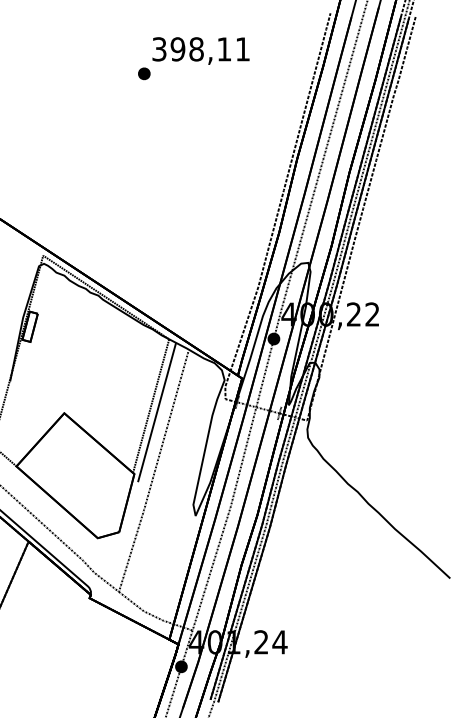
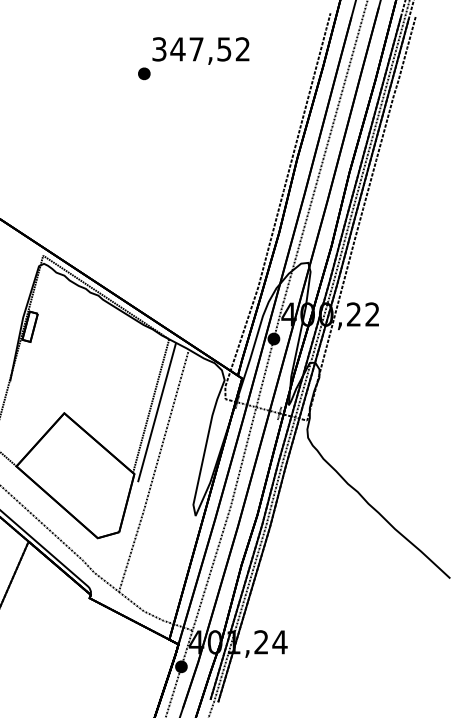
text: 398,11 -> 347,52 (209, 49)
